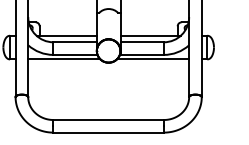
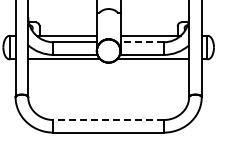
line: solid -> dashed (142, 42)
line: solid -> dashed (108, 119)
